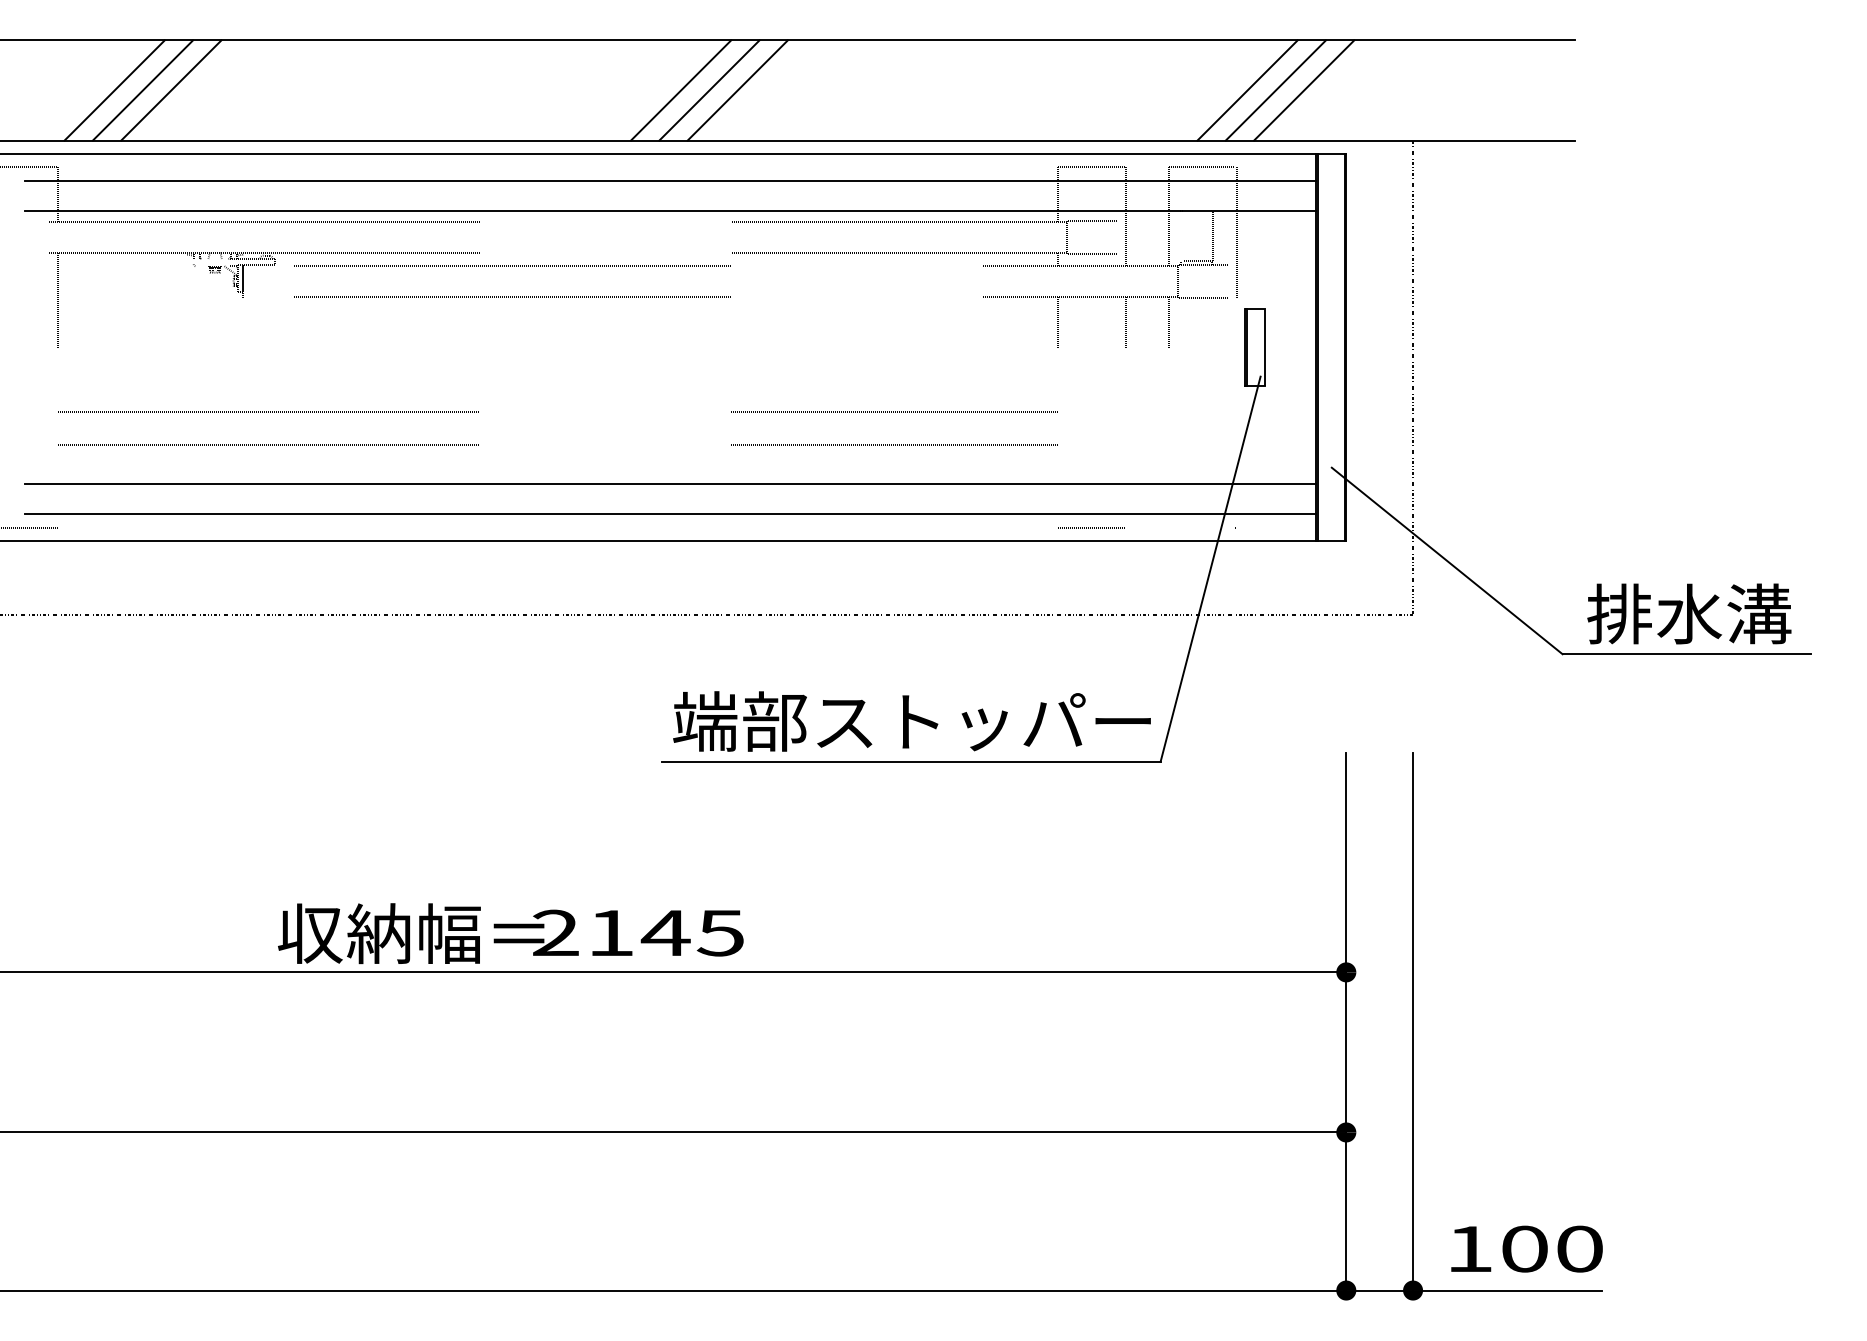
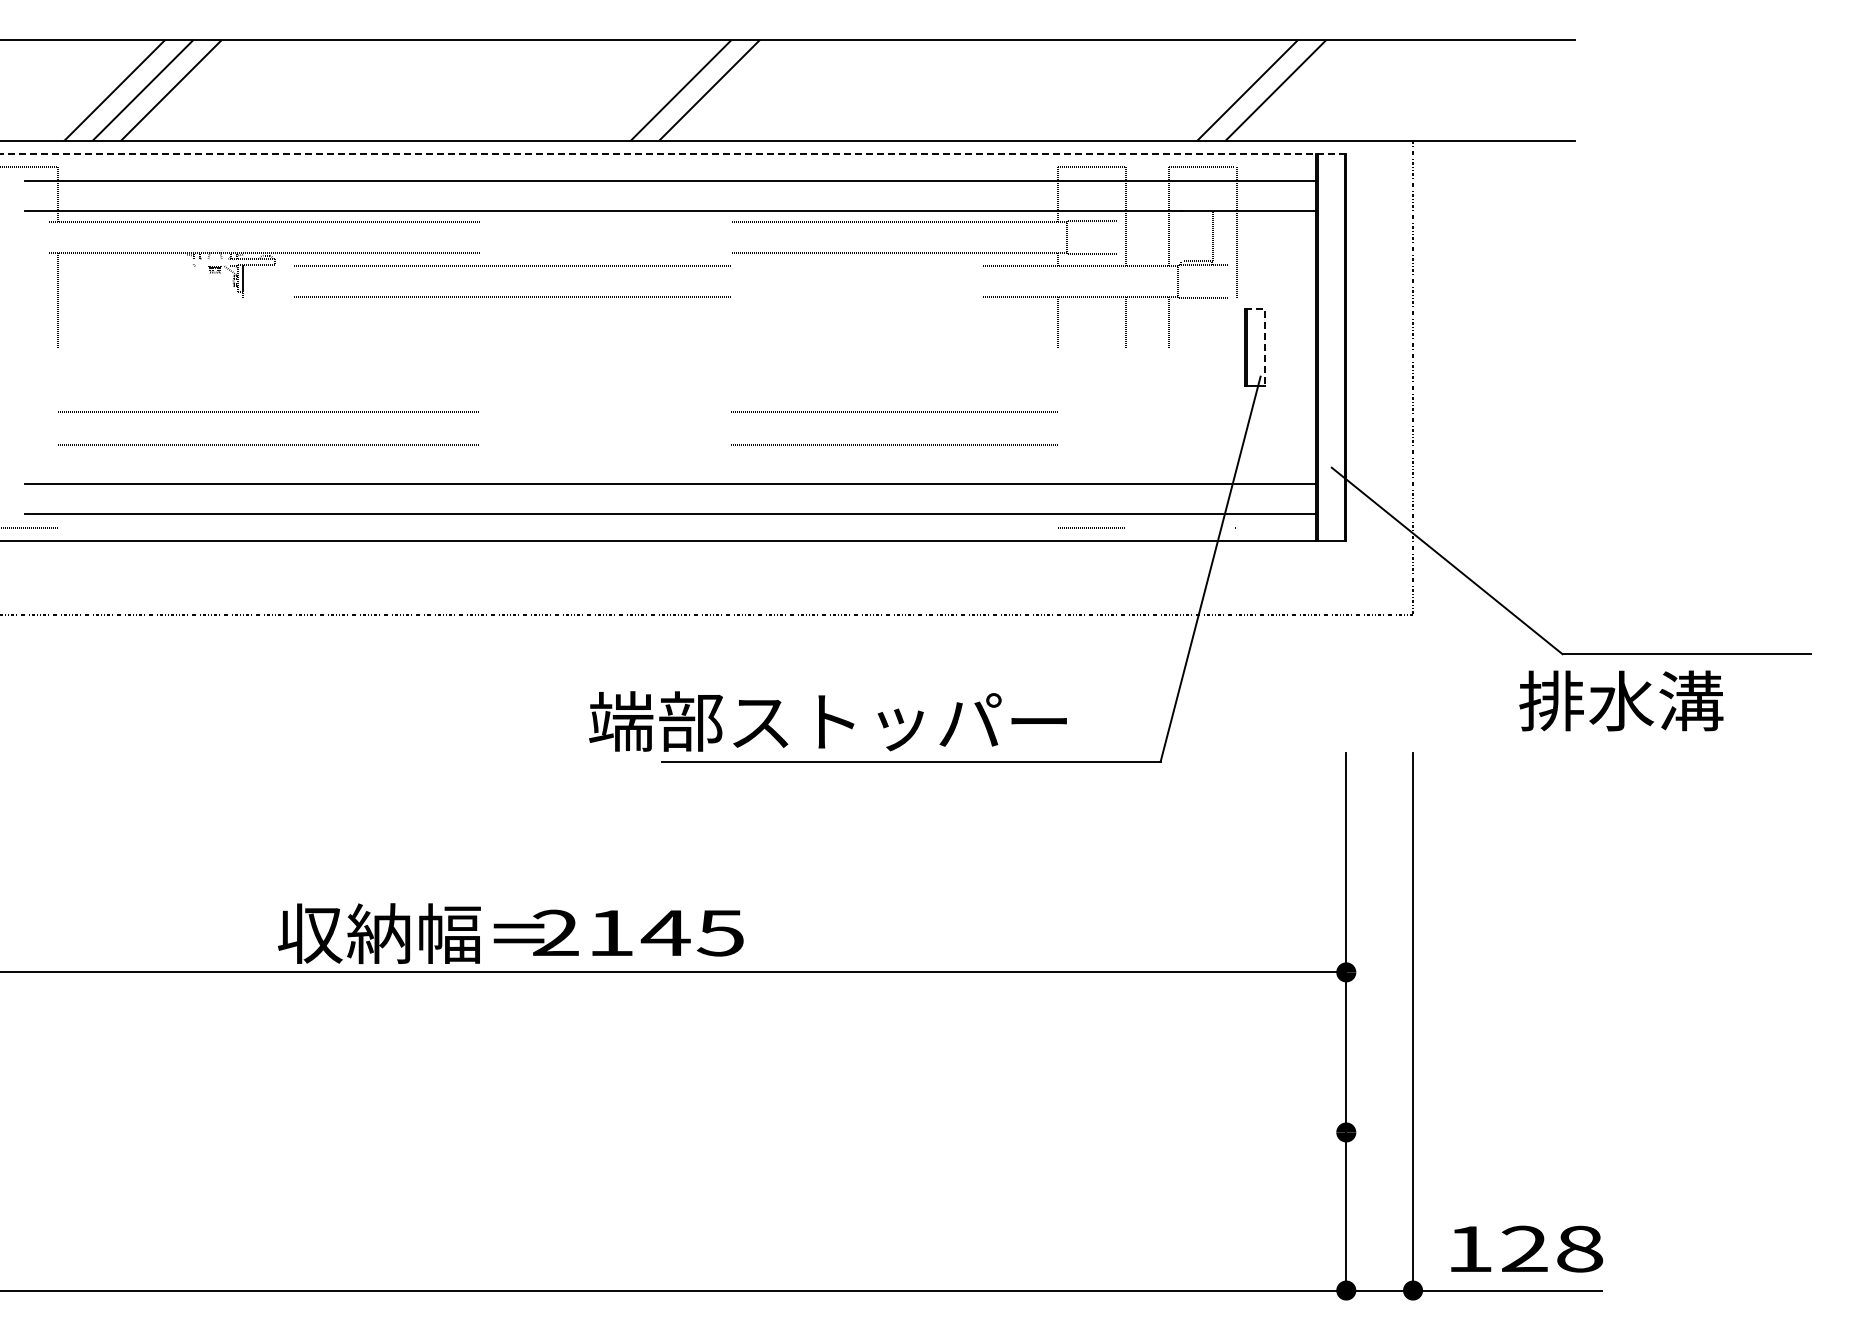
line: present -> none (737, 90)
line: present -> none (1304, 90)
line: solid -> dashed (673, 153)
line: solid -> dashed (1264, 337)
text position: (1689, 613) -> (1621, 700) (1621, 700)
text position: (911, 721) -> (827, 721) (827, 721)
line: present -> none (674, 1132)
text: 100 -> 128 (1552, 1248)
